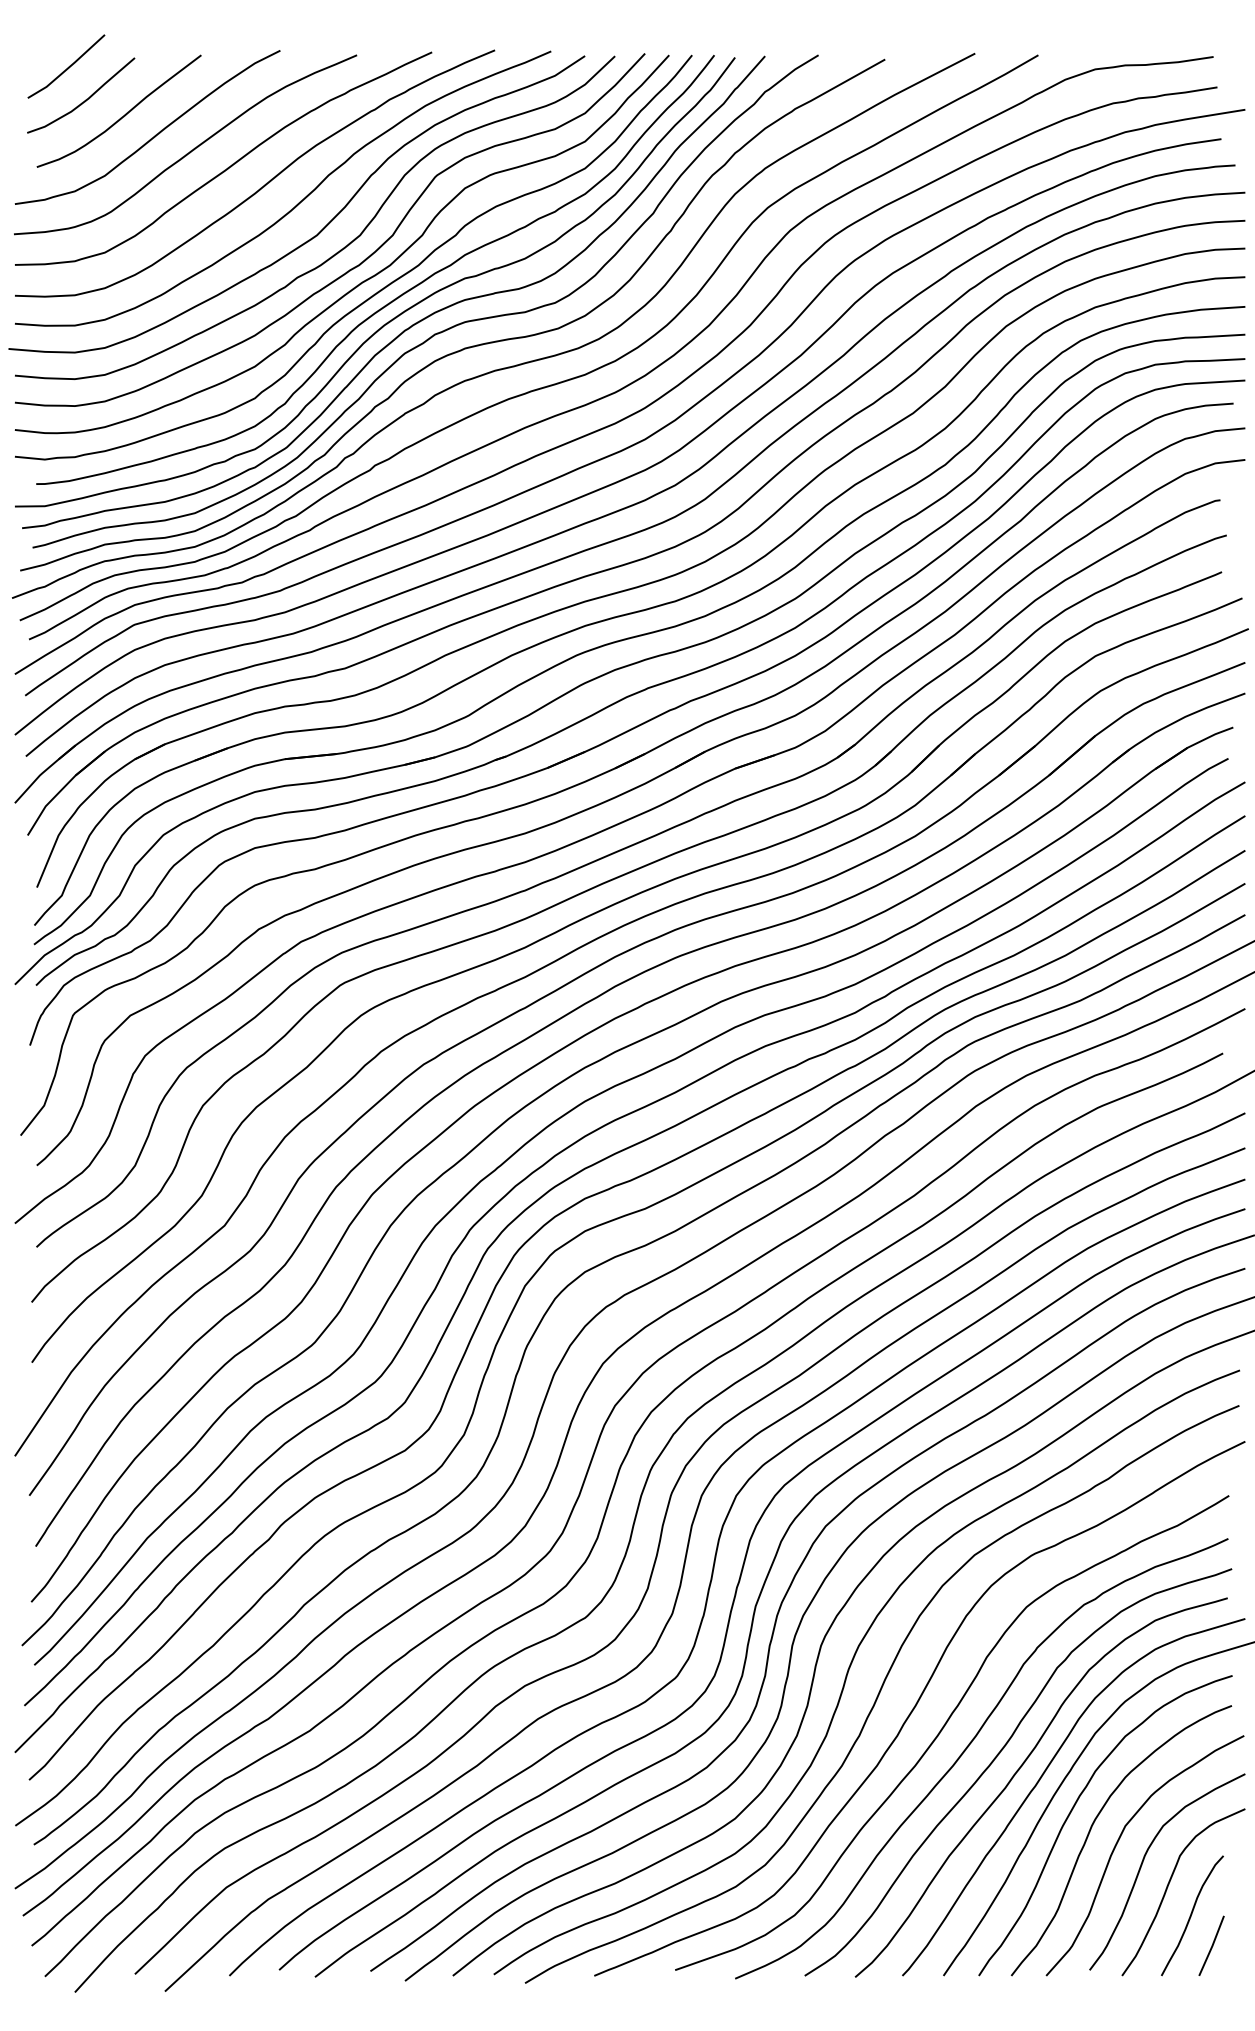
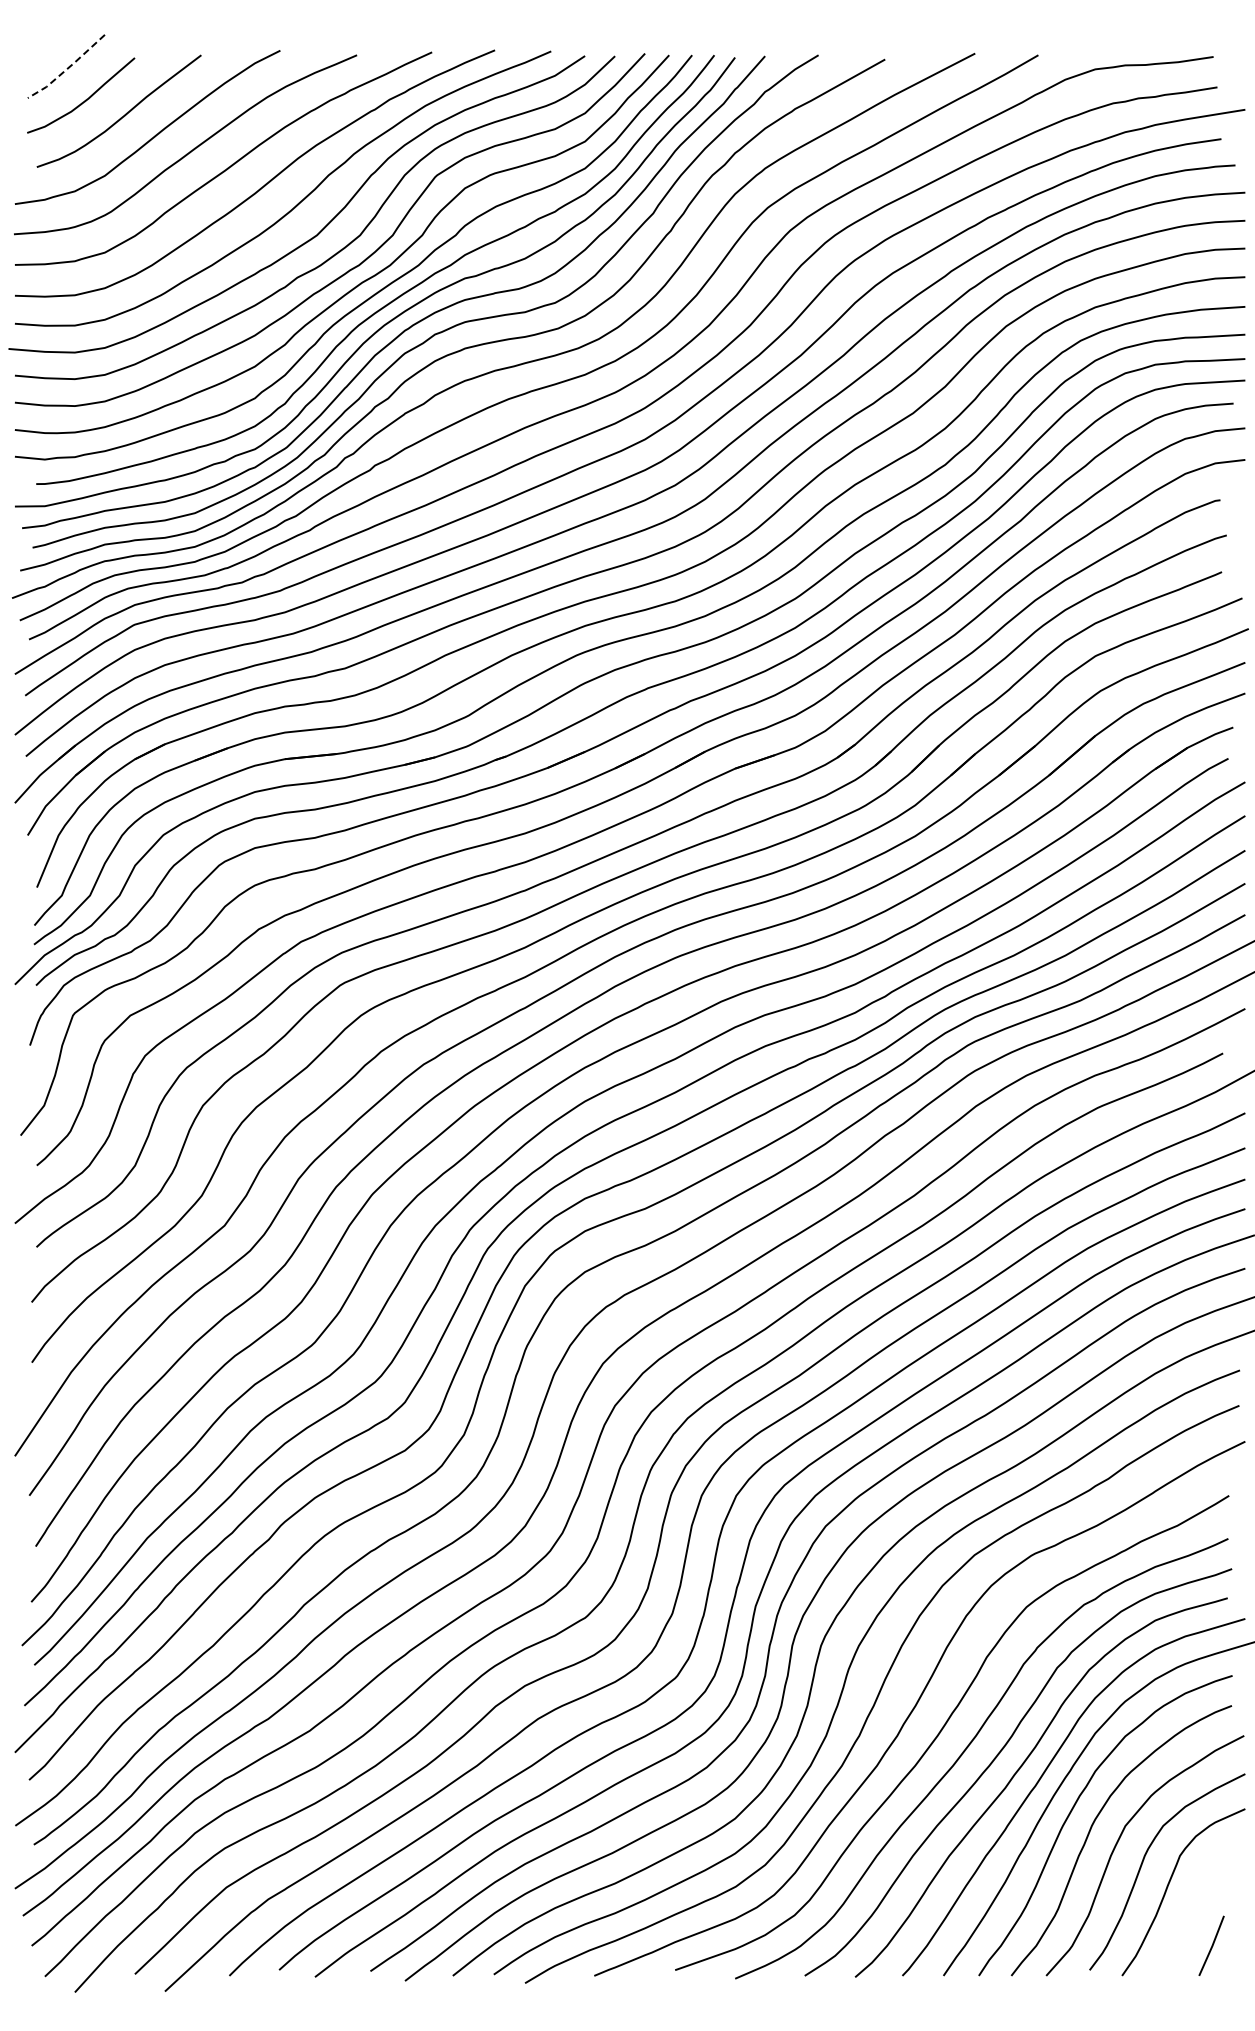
line: solid -> dashed (67, 68)
curve: present -> none (1192, 1914)
